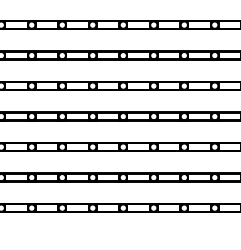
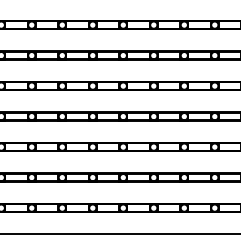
line: none -> present (119, 234)
